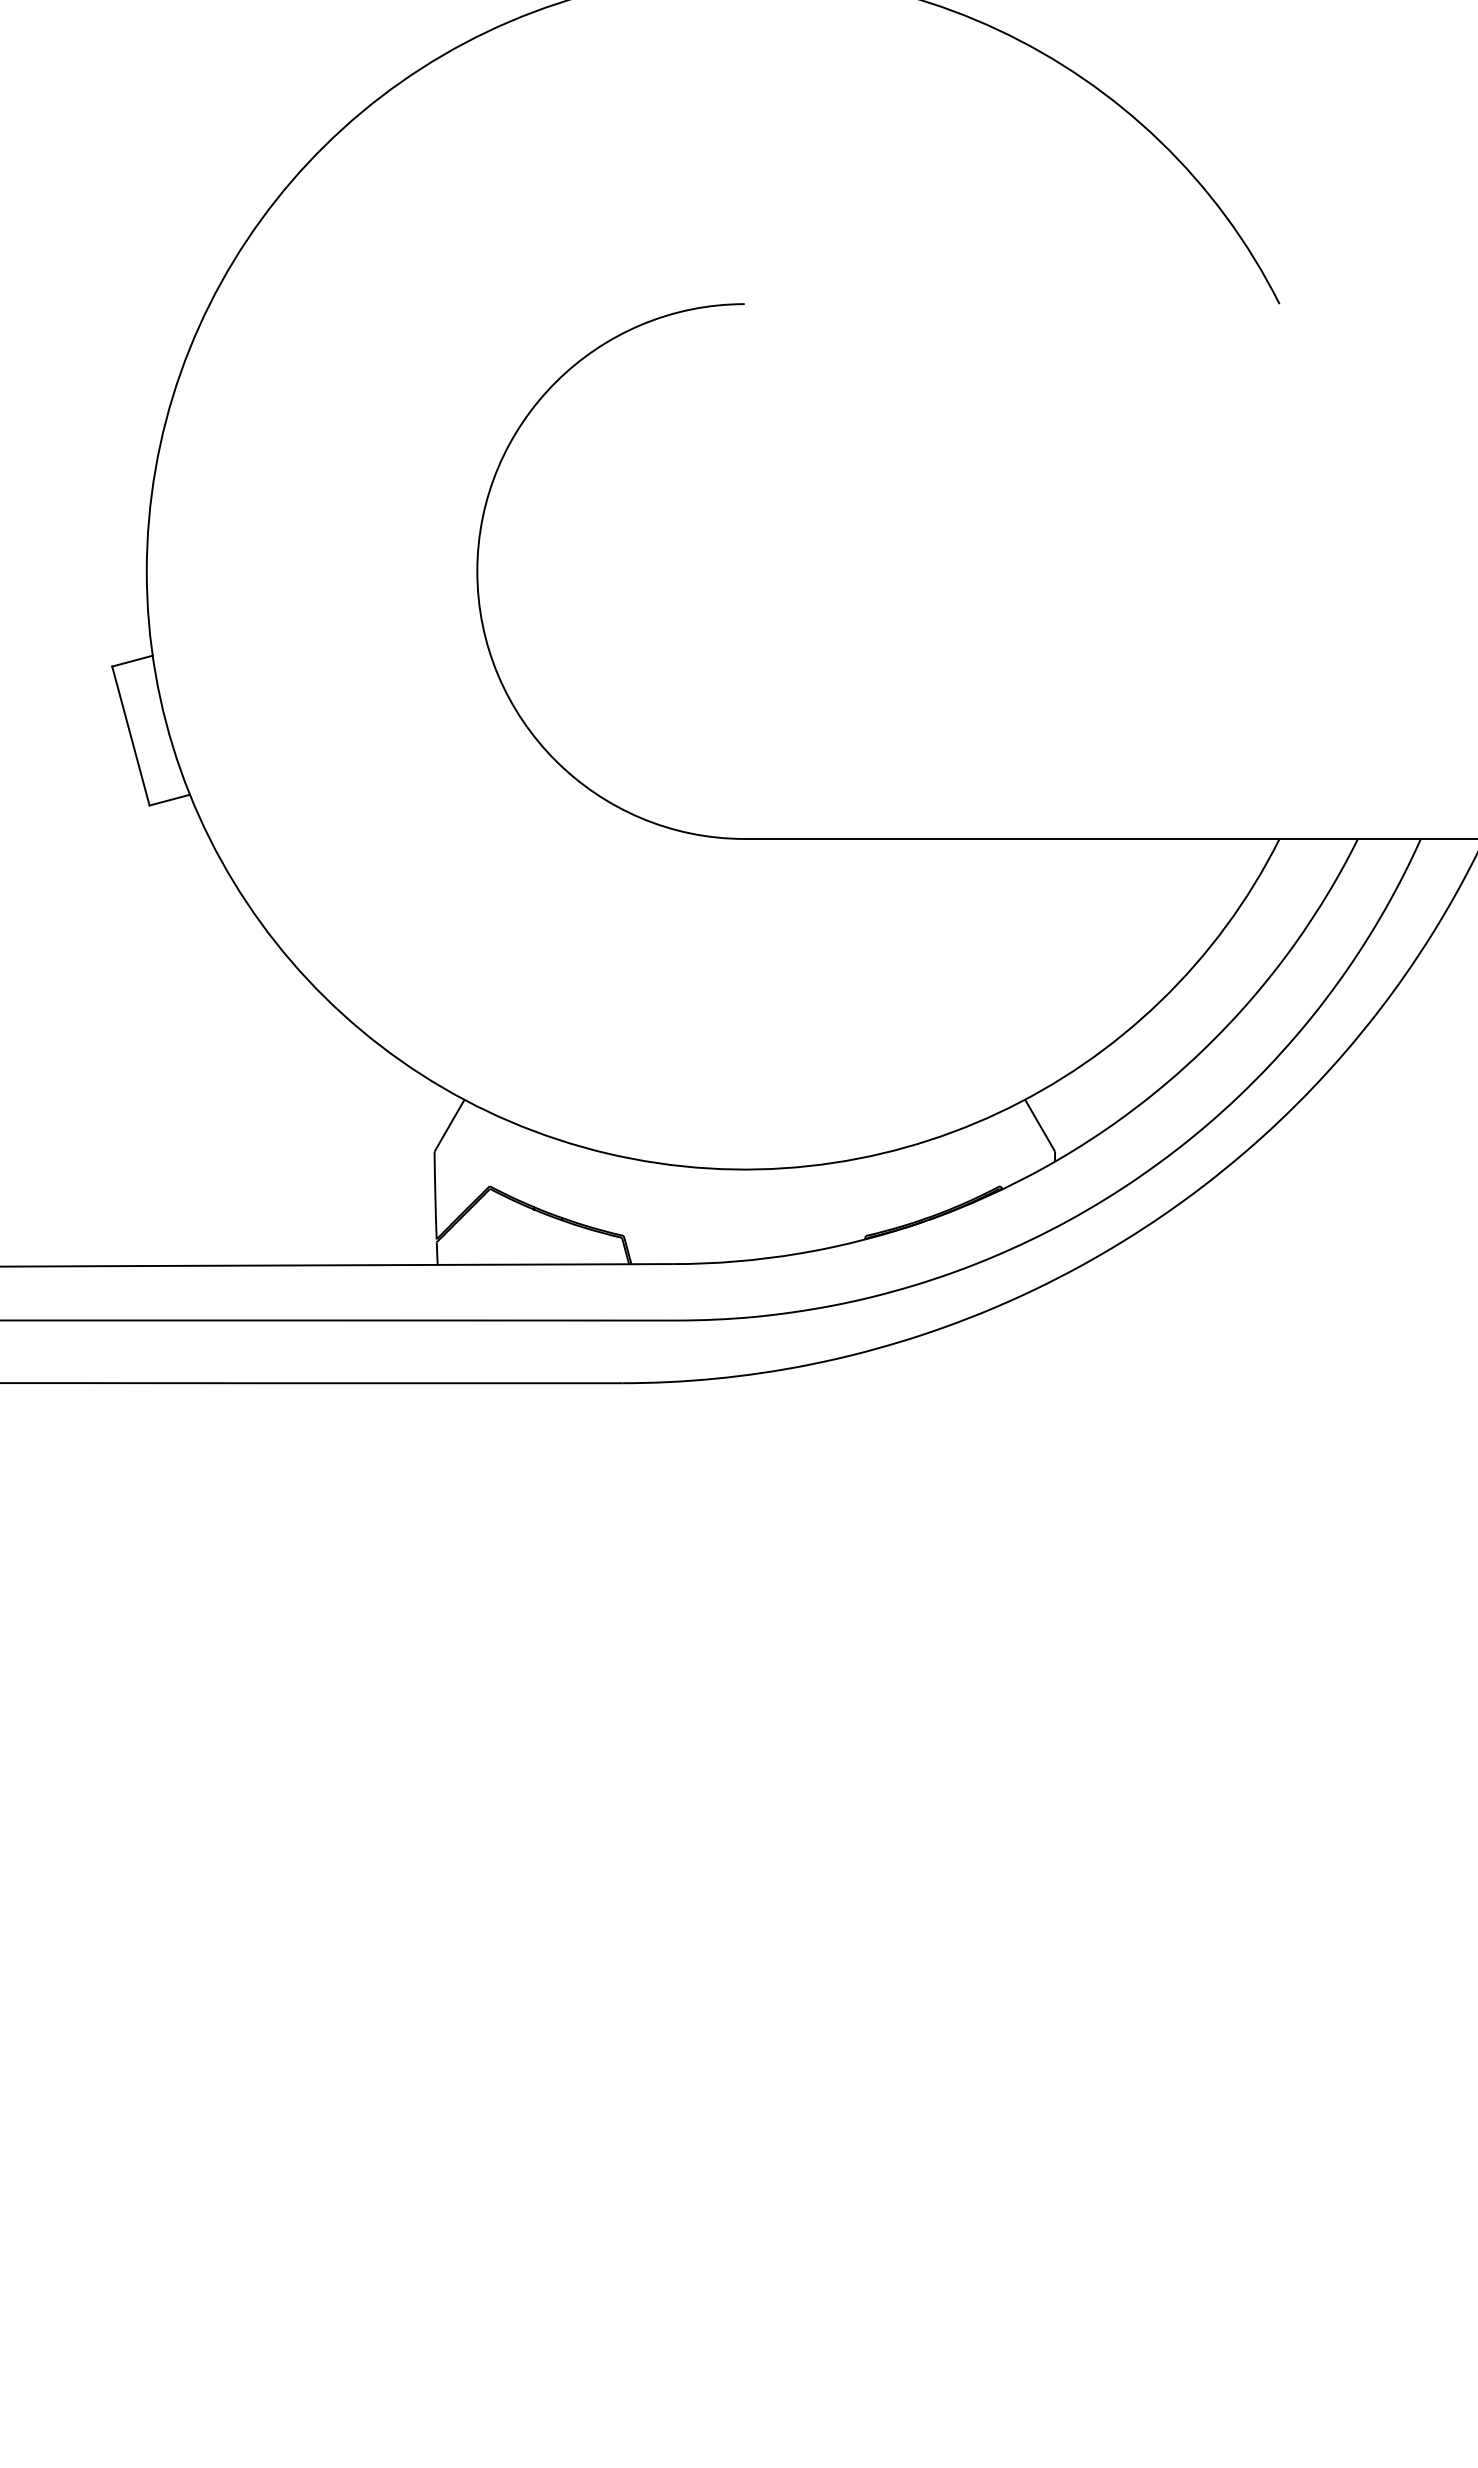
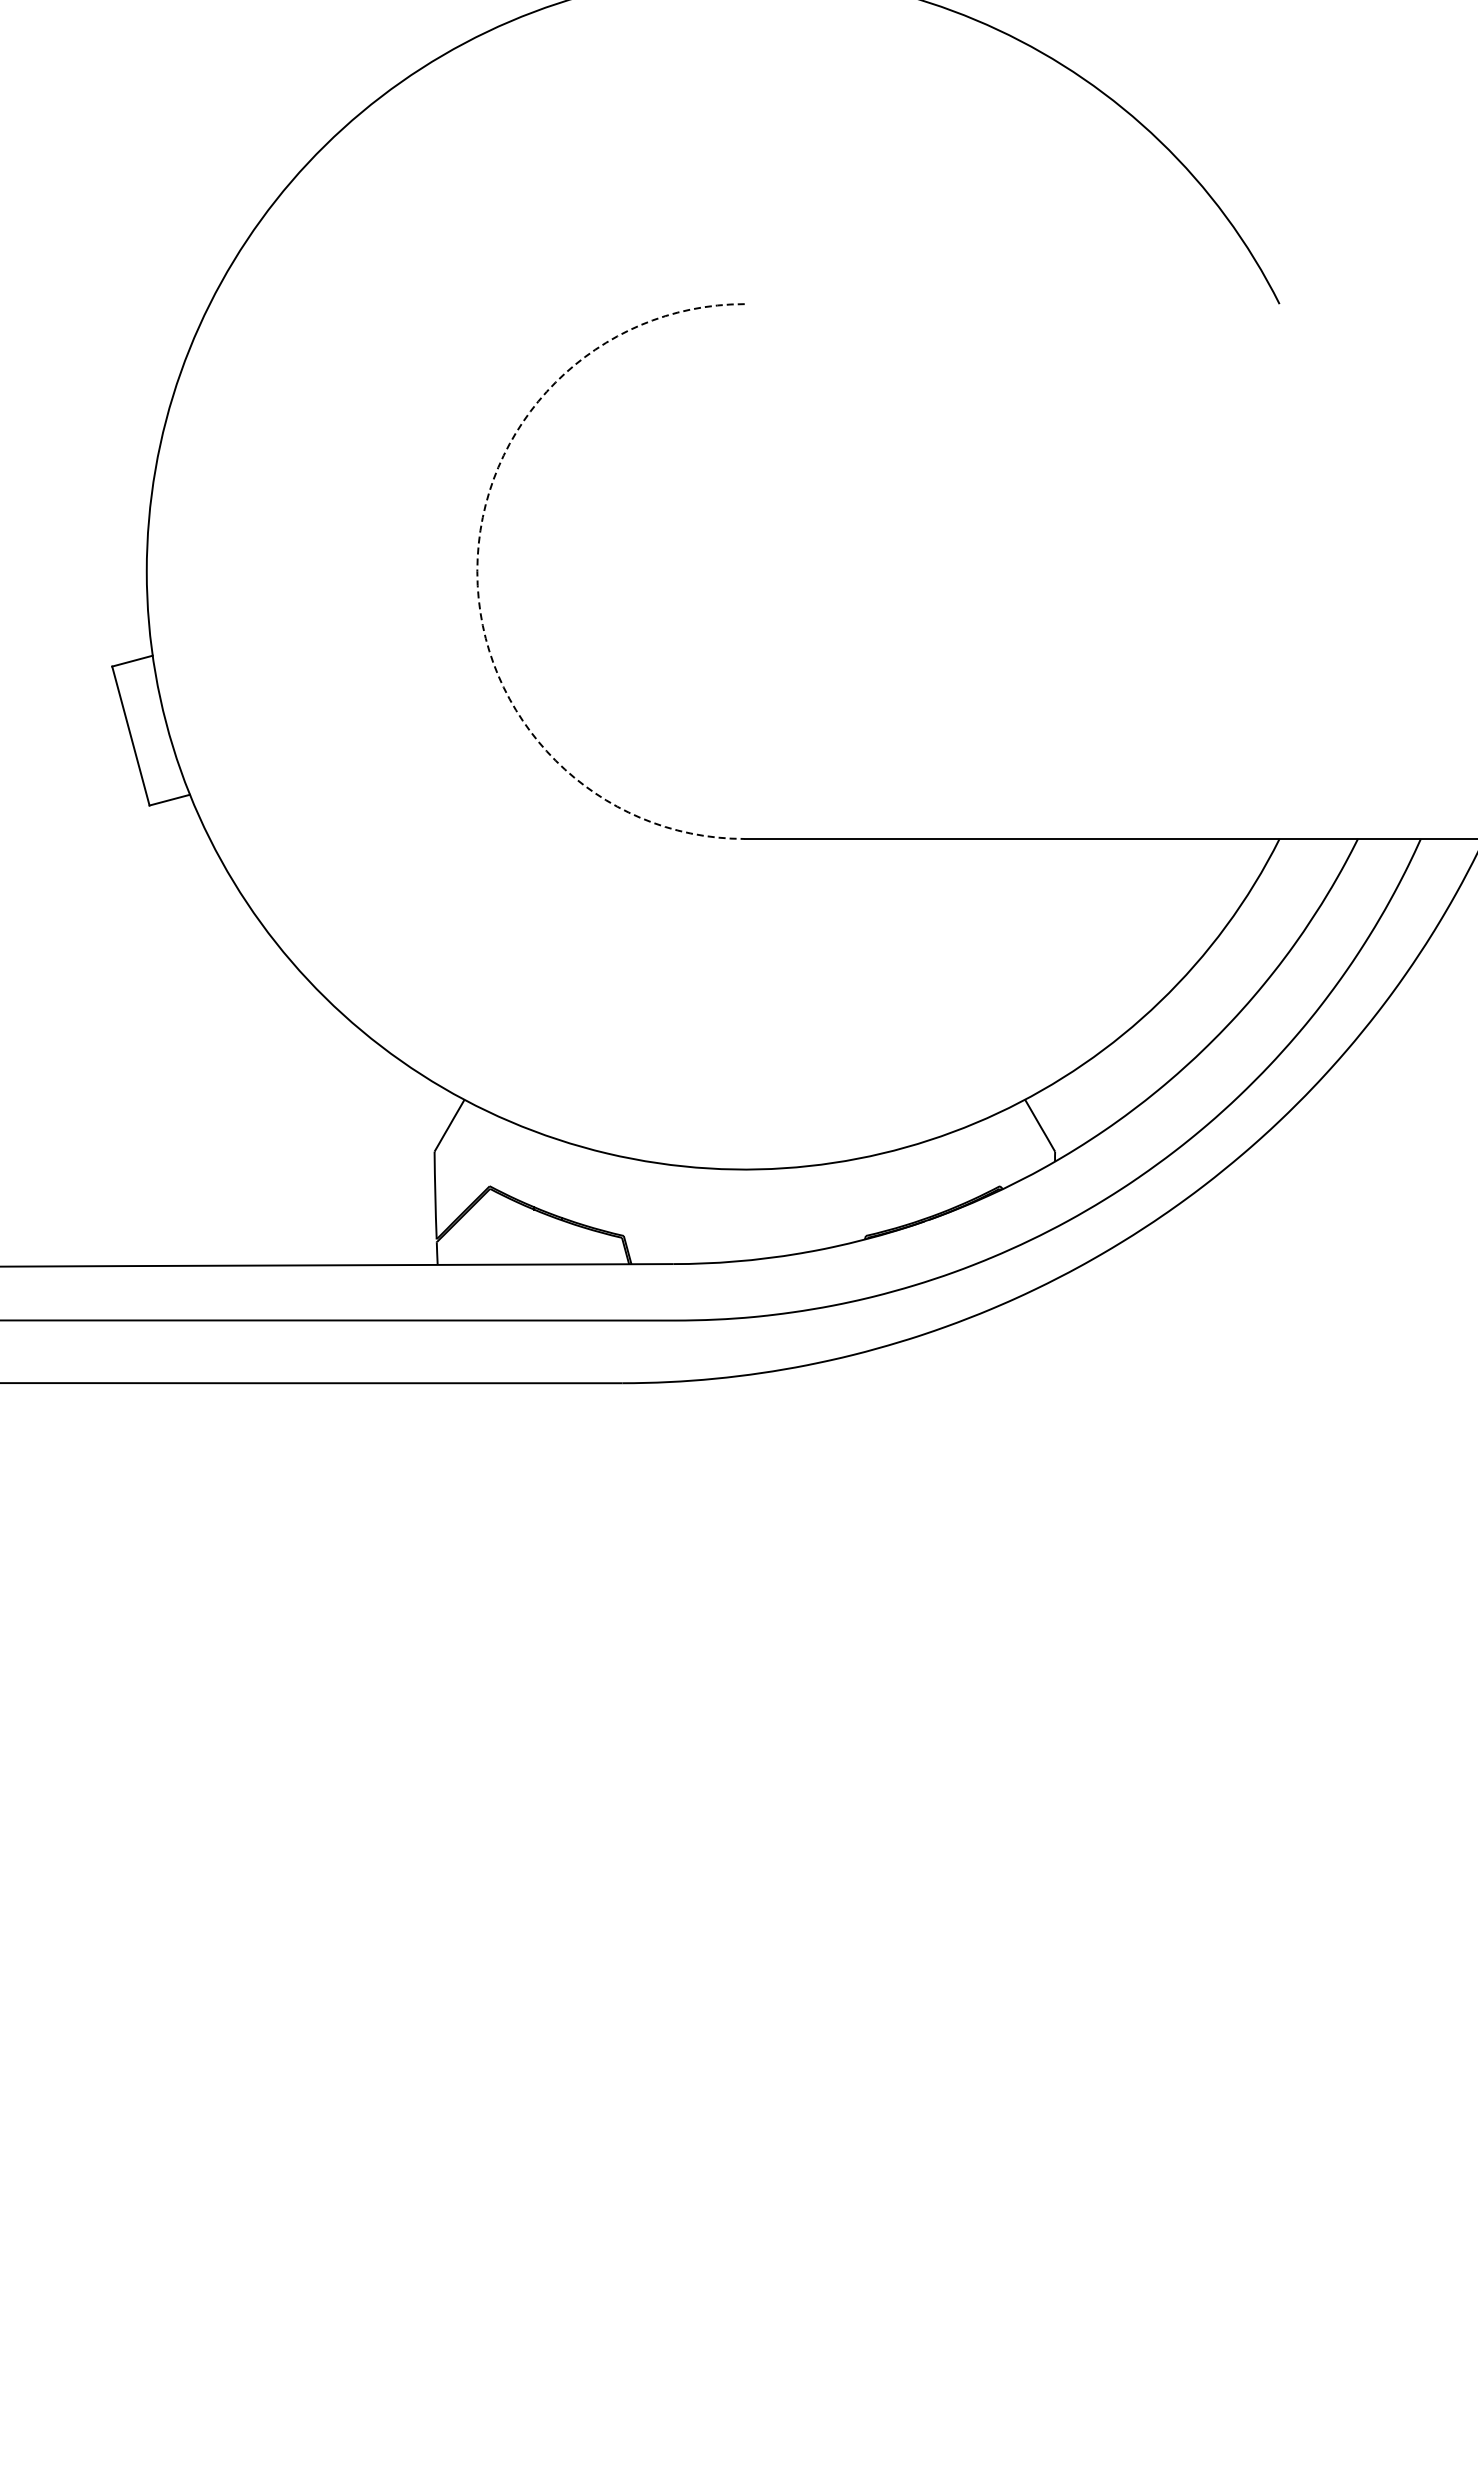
arc: solid -> dashed (477, 571)
